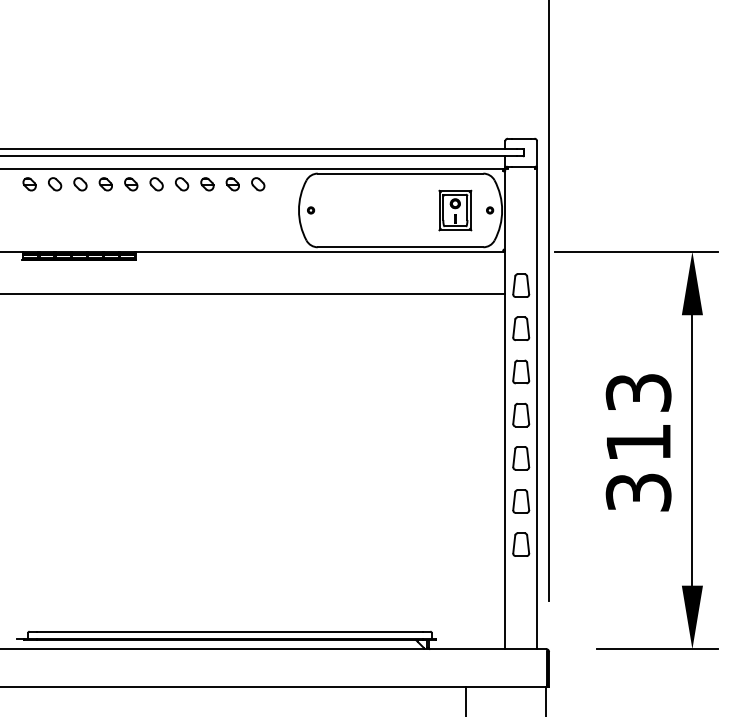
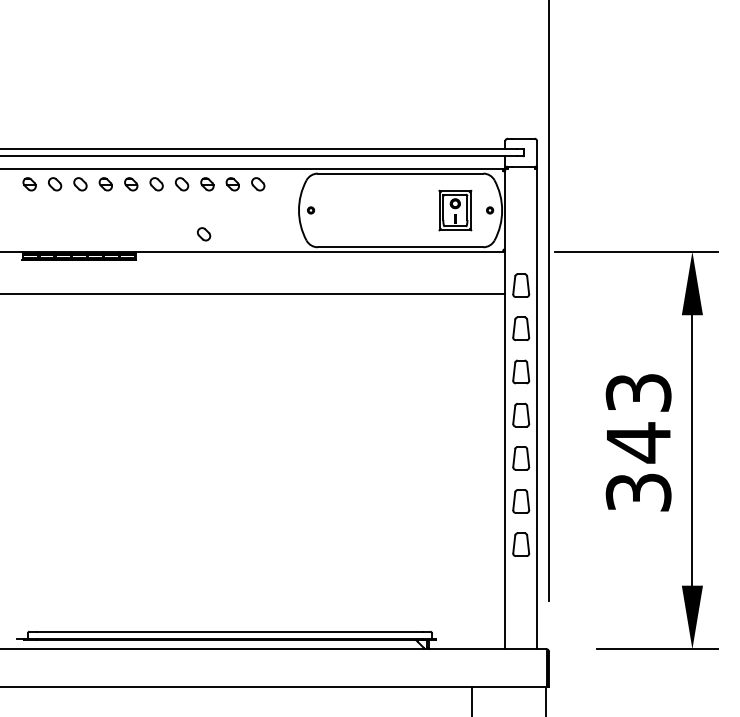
part: none -> present (204, 234)
text: 313 -> 343 (638, 442)
line position: (465, 700) -> (471, 700) (471, 700)
